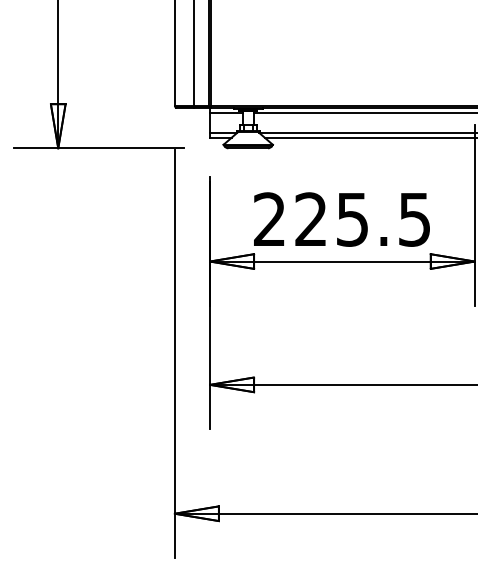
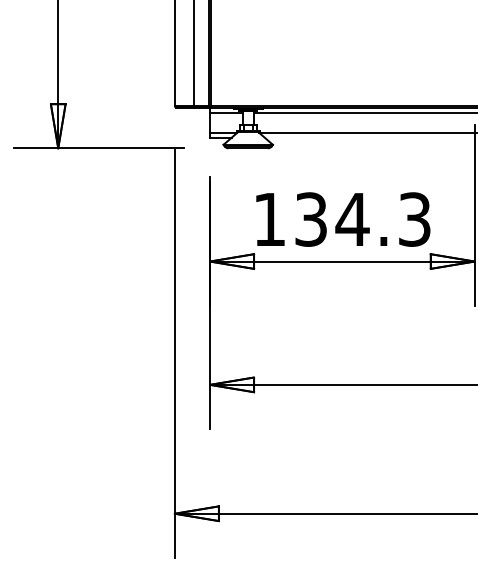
line: present -> none (369, 137)
text: 225.5 -> 134.3 (342, 219)
